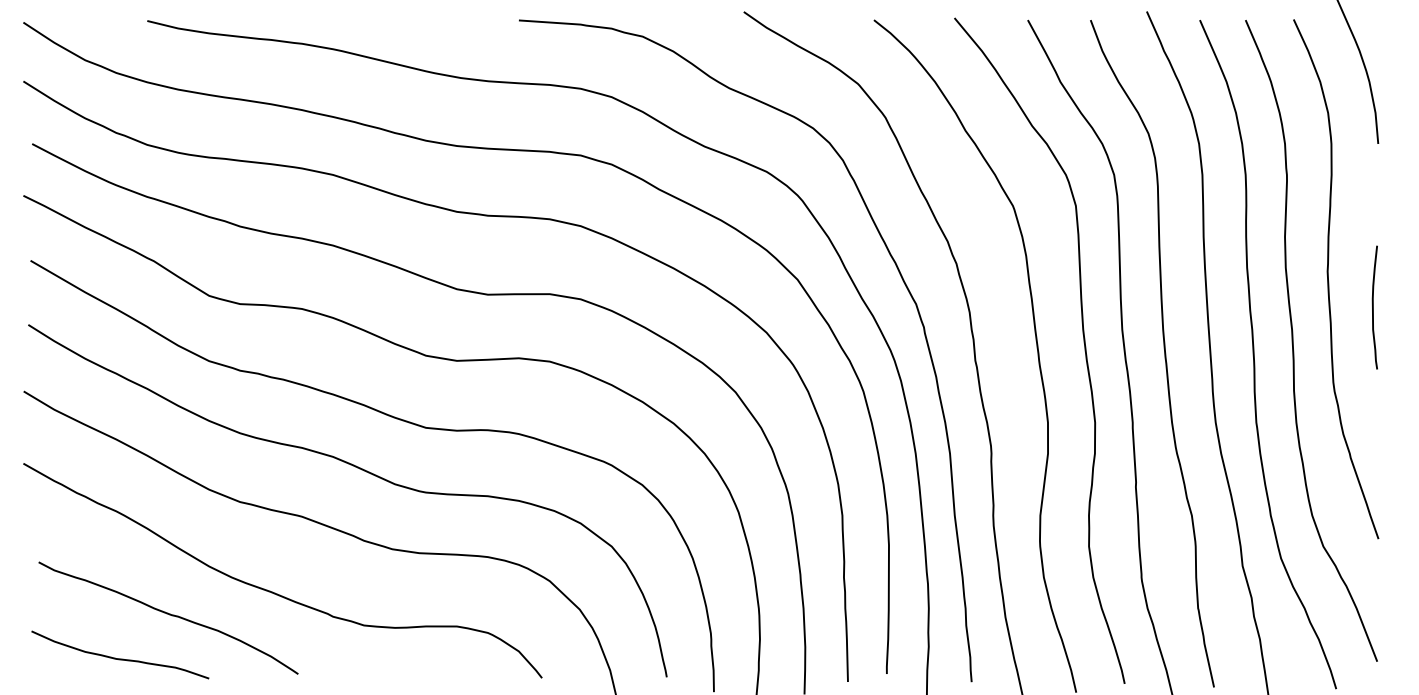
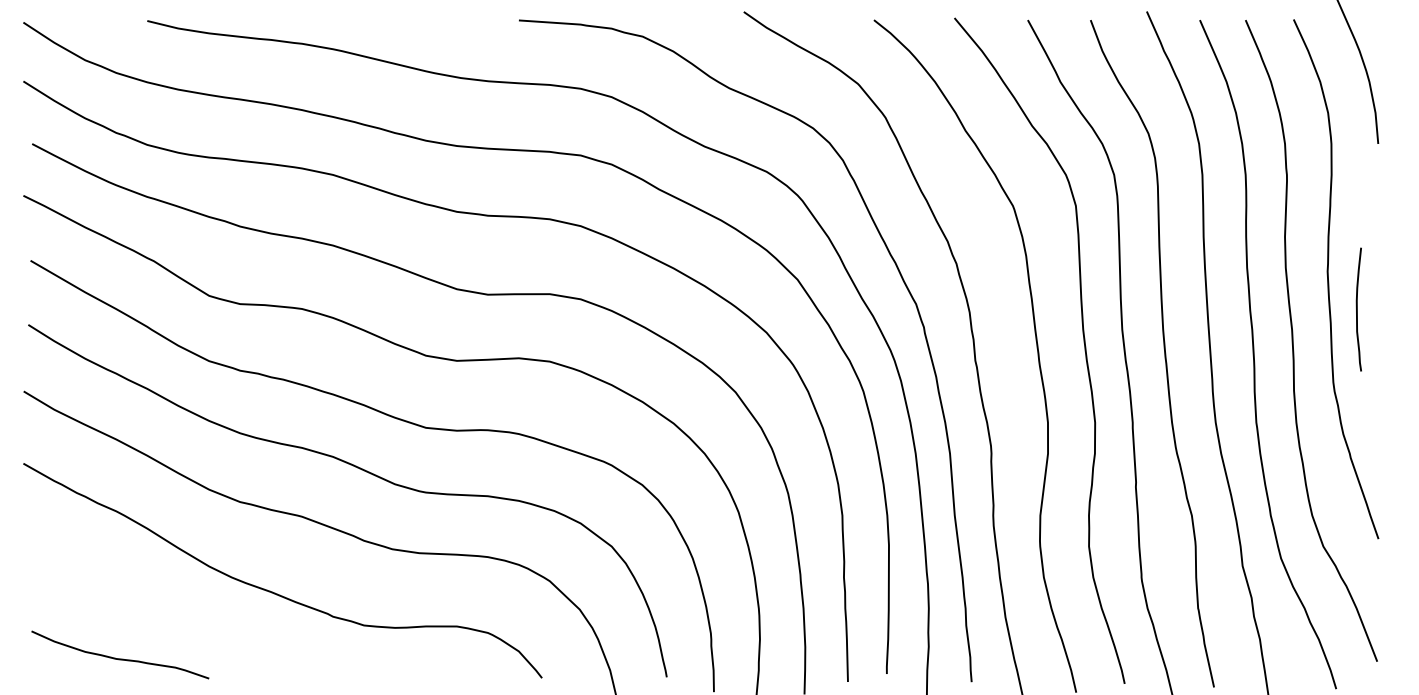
curve position: (1373, 307) -> (1357, 309) (1357, 309)
curve: present -> none (169, 615)
